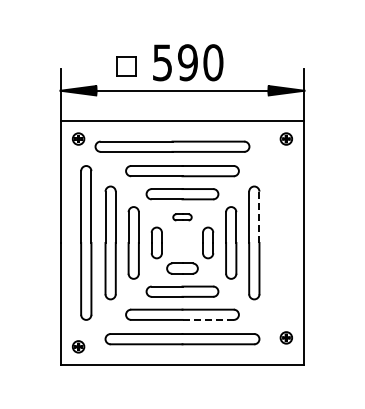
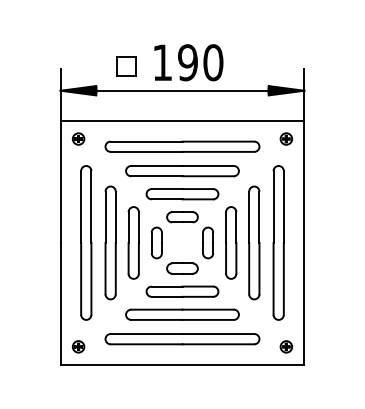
text: 590 -> 190 (162, 62)
part position: (172, 146) -> (182, 146) (182, 146)
part size: 21x9 px -> 33x13 px (182, 217)
line: dashed -> solid (259, 217)
part: none -> present (278, 242)
line: dashed -> solid (208, 319)
part position: (285, 337) -> (285, 346) (285, 346)
